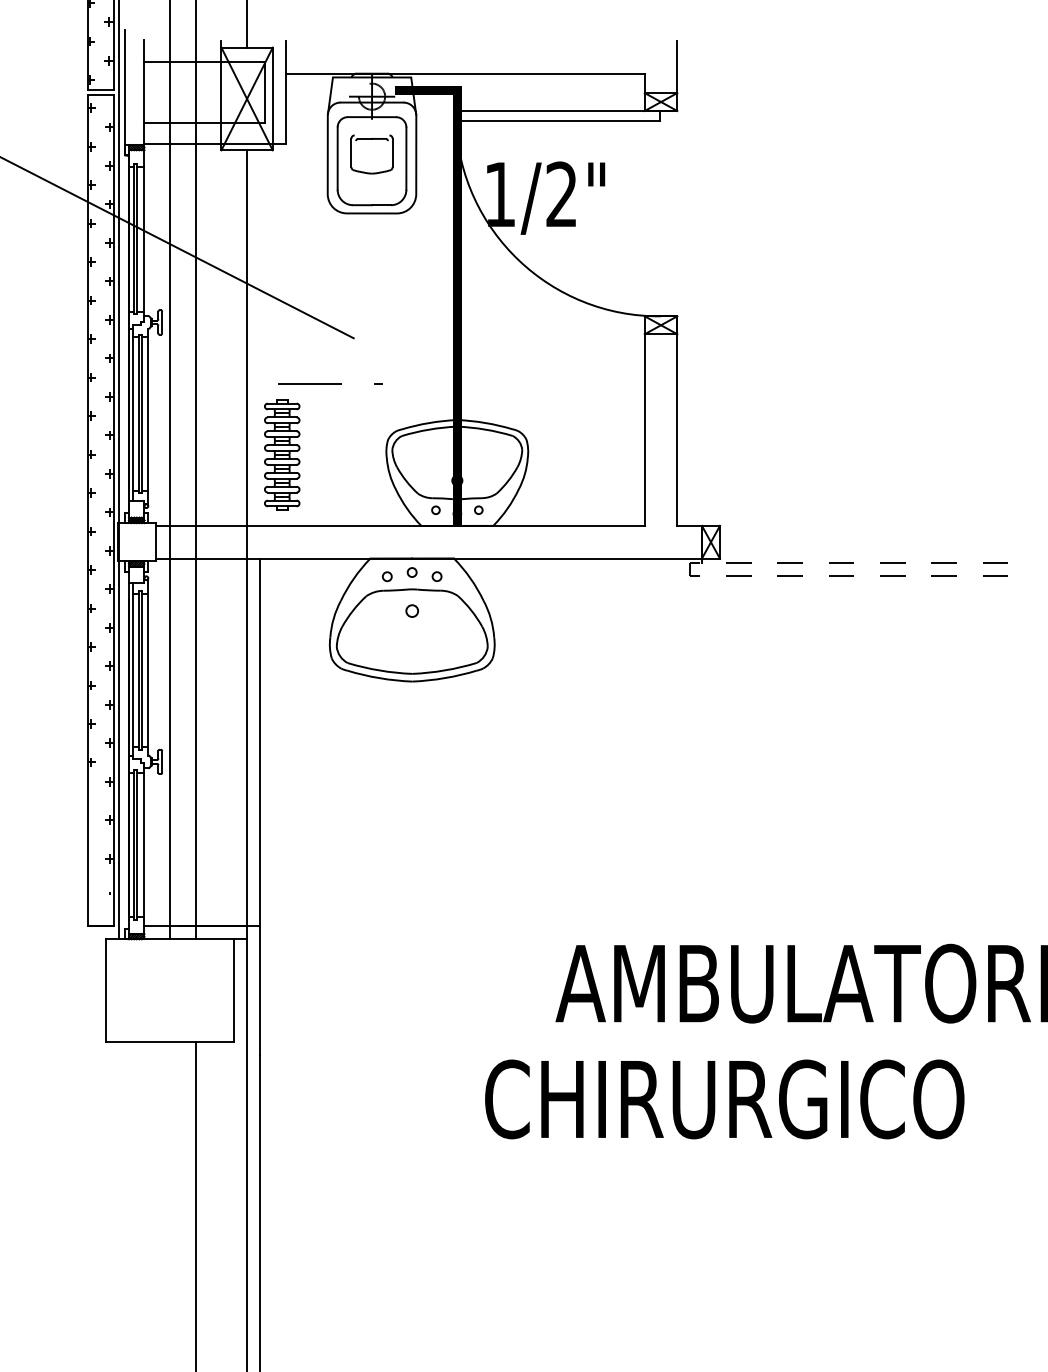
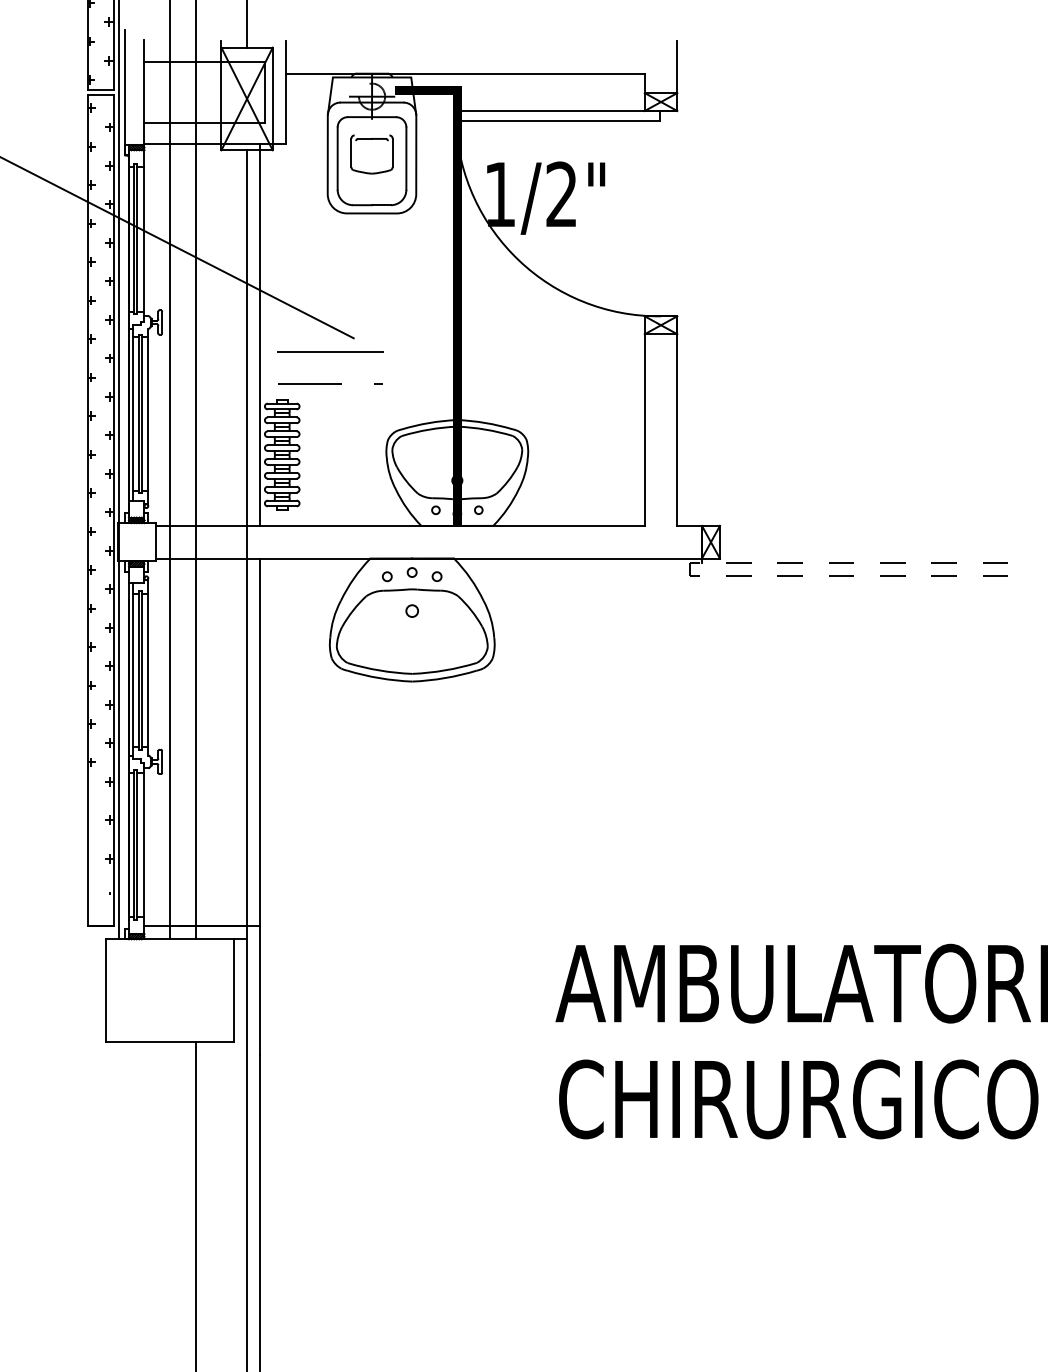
line: none -> present (259, 334)
line: none -> present (330, 351)
text position: (724, 1099) -> (798, 1099) (798, 1099)
